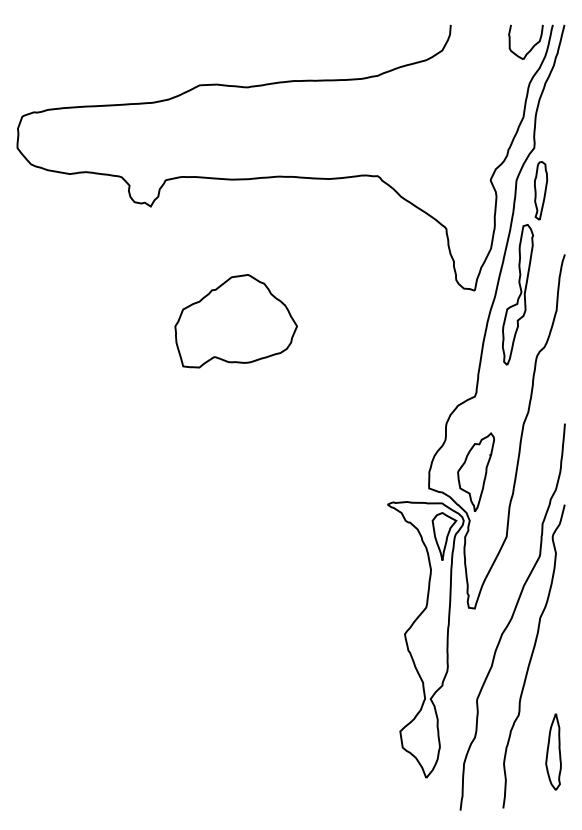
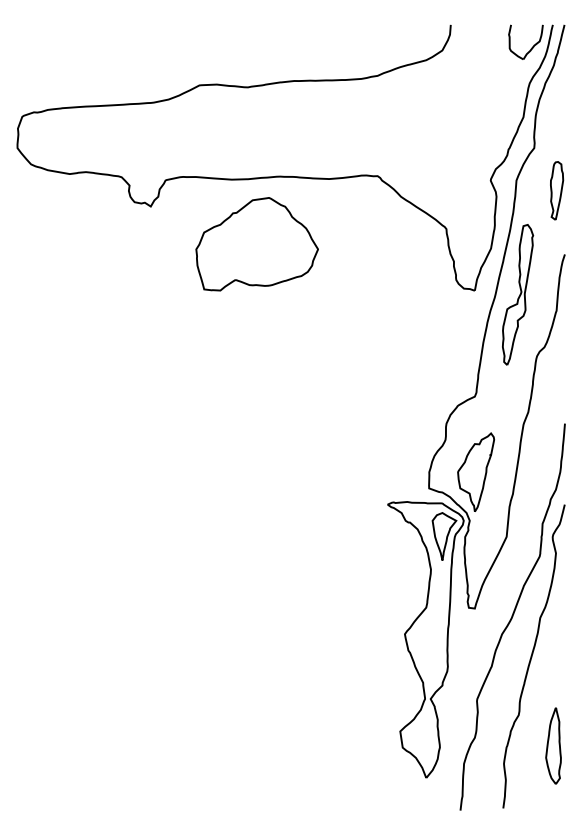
part position: (541, 190) -> (557, 190) (557, 190)
part position: (235, 321) -> (256, 244) (256, 244)
part position: (553, 751) -> (553, 745) (553, 745)
